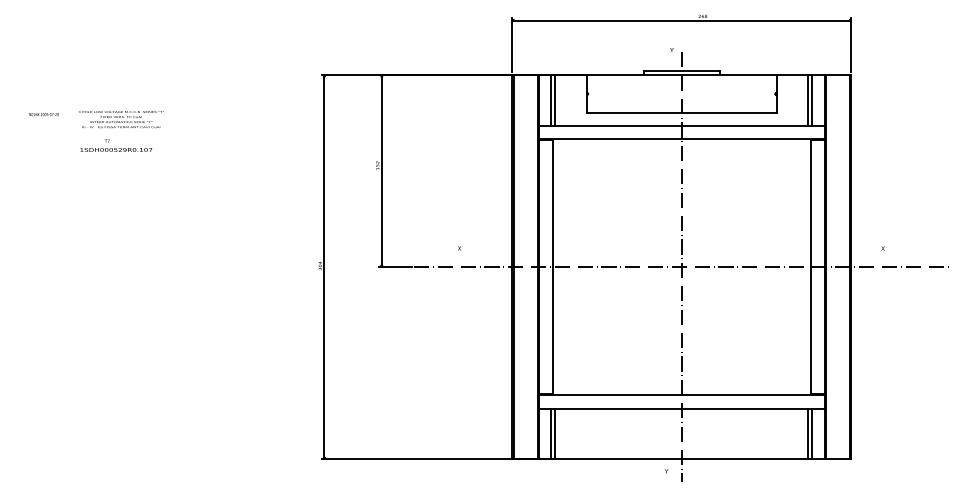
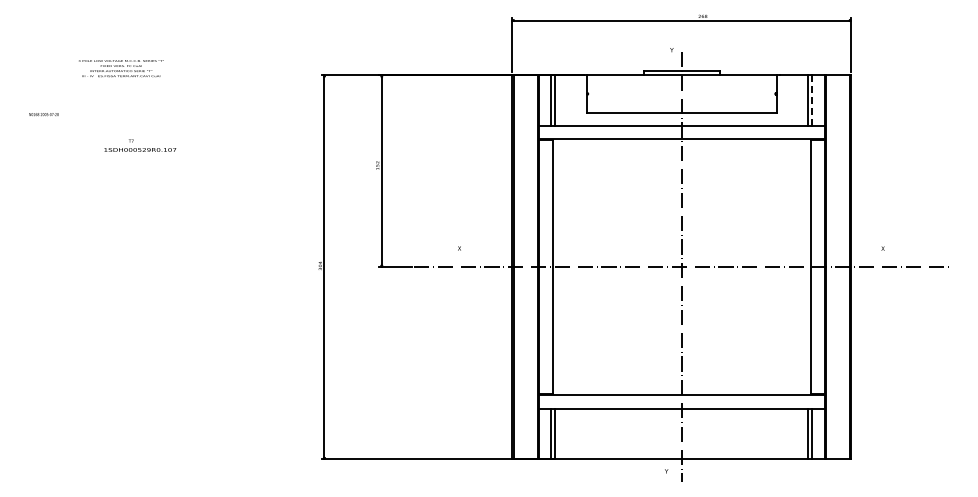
line: solid -> dashed (812, 99)
text position: (121, 119) -> (121, 68) (121, 68)
text position: (116, 145) -> (140, 145) (140, 145)
